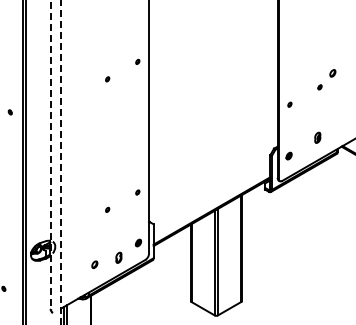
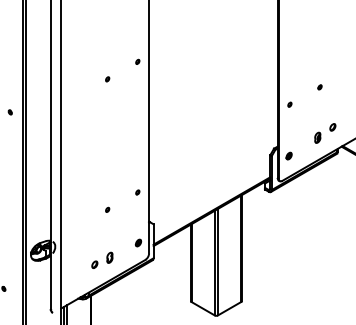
part position: (332, 73) -> (332, 127) (332, 127)
line: dashed -> solid (51, 155)
line: dashed -> solid (61, 163)
part position: (118, 257) -> (109, 257) (109, 257)
